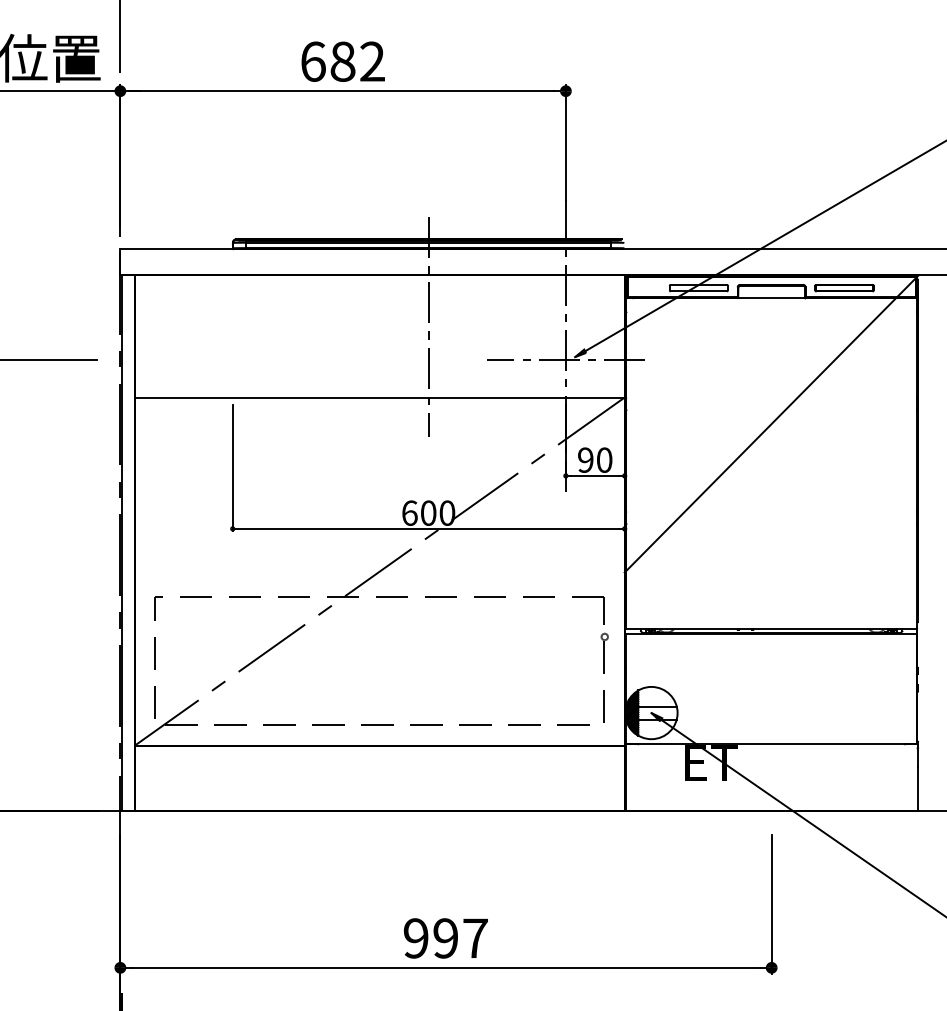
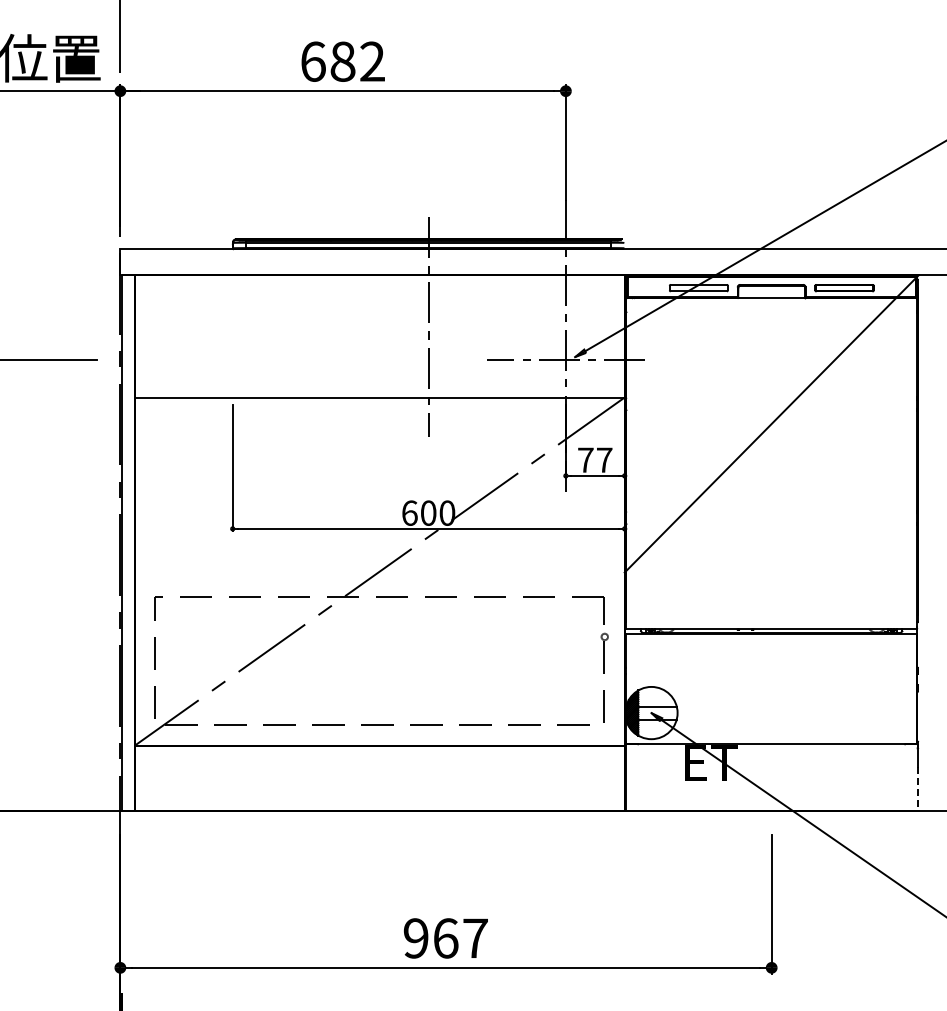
text: 90 -> 77 (595, 459)
line: solid -> dashed (917, 789)
text: 997 -> 967 (445, 938)
